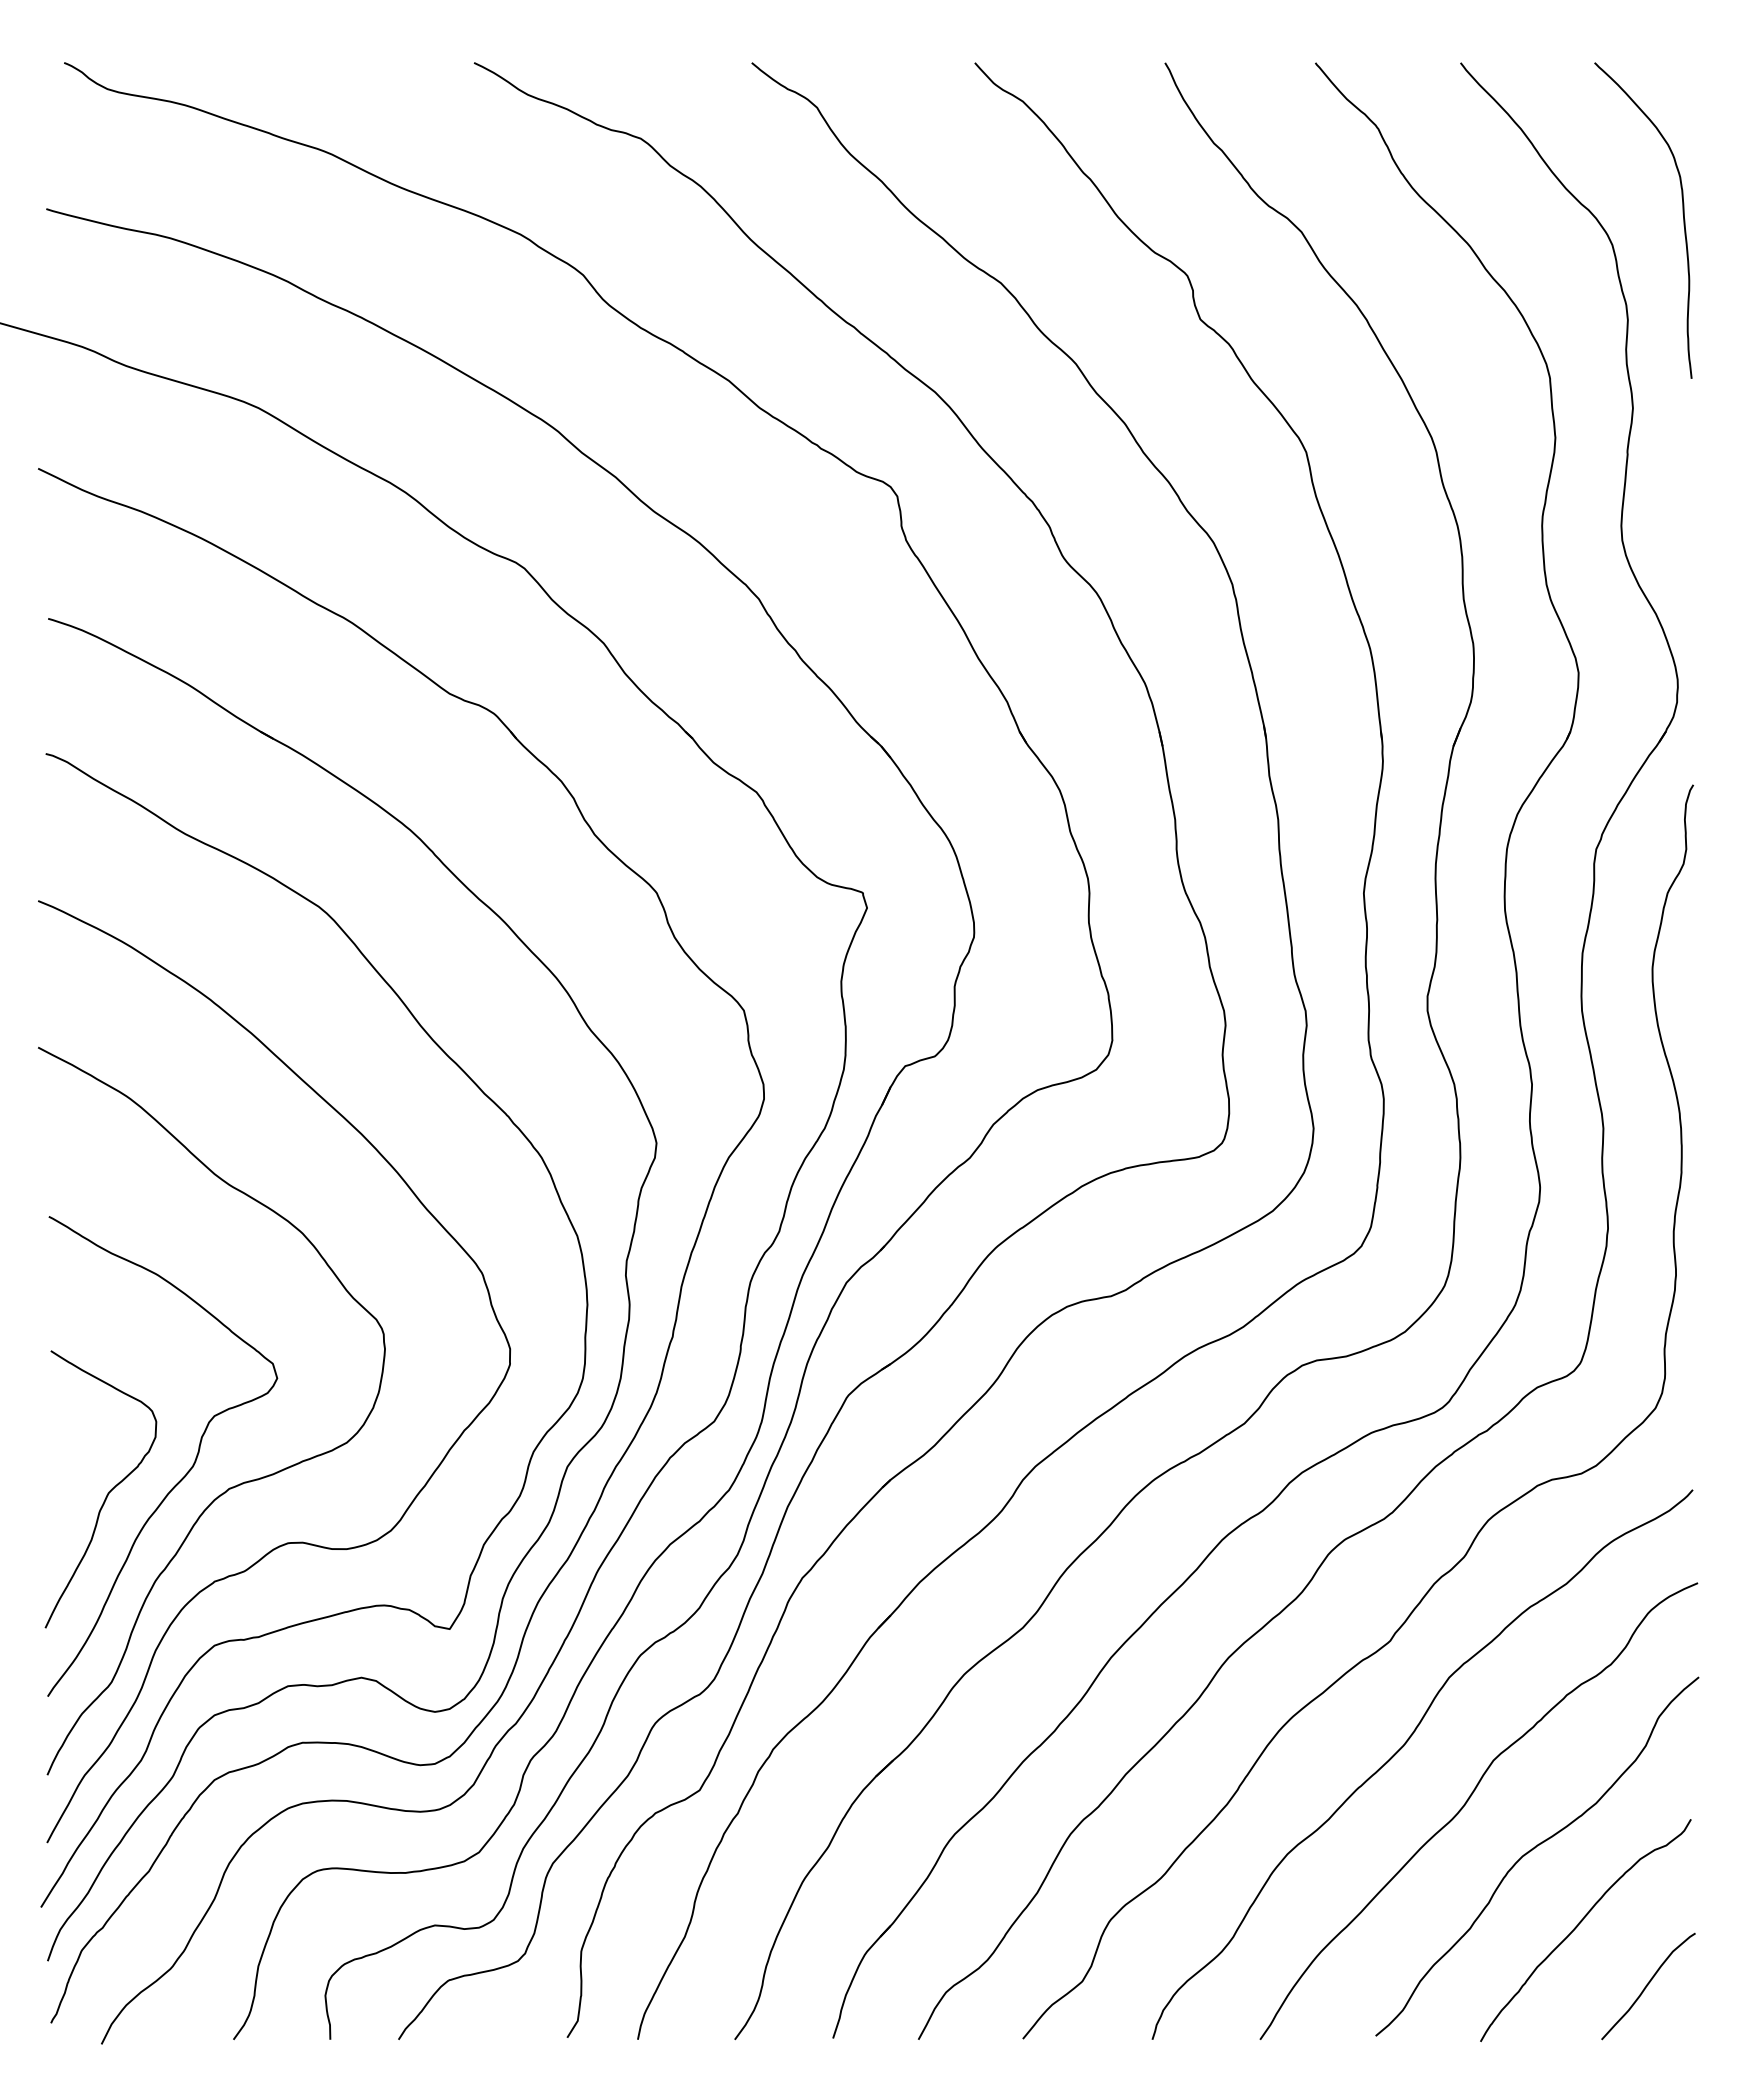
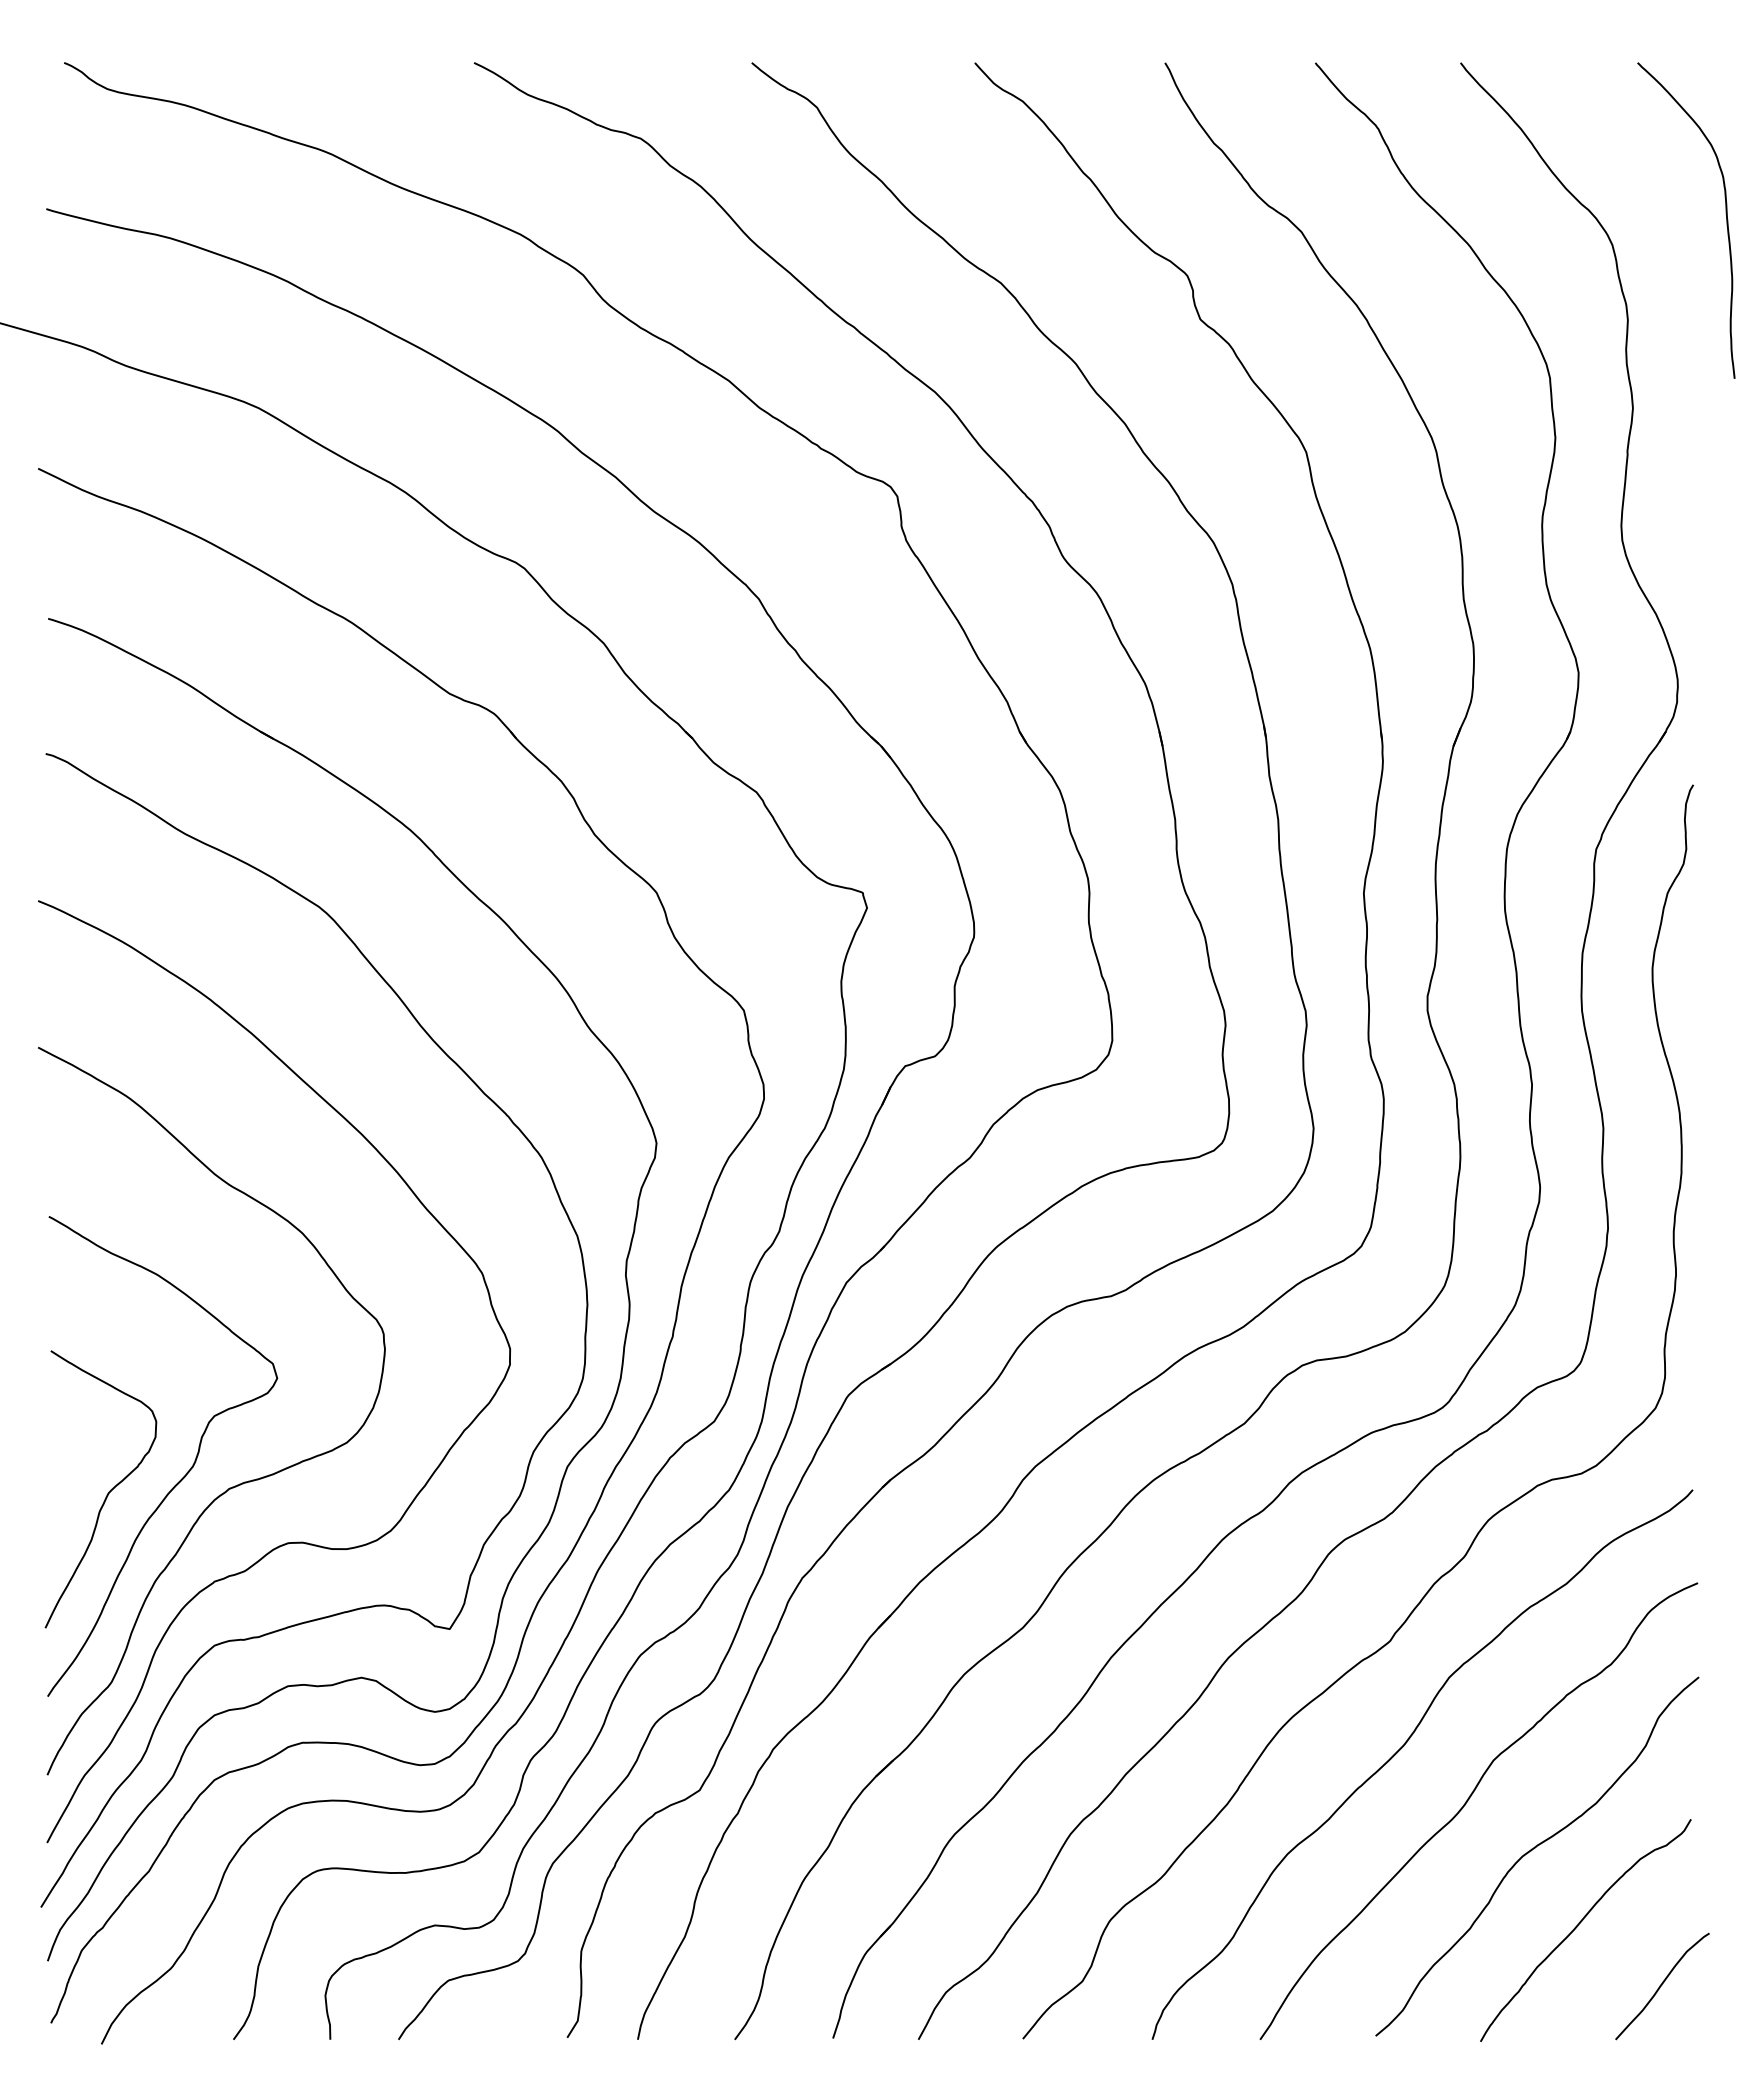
curve position: (1682, 214) -> (1725, 214) (1725, 214)
curve position: (1648, 1985) -> (1662, 1985) (1662, 1985)
